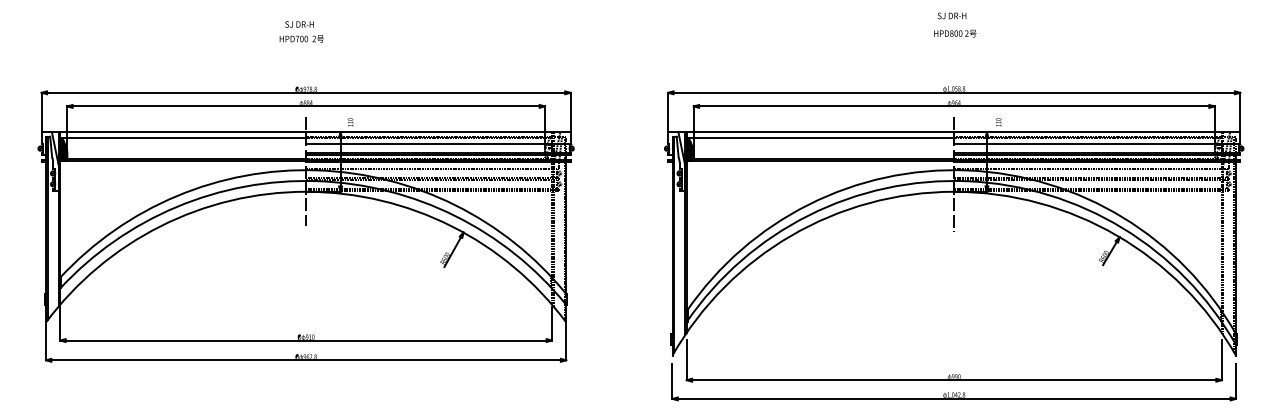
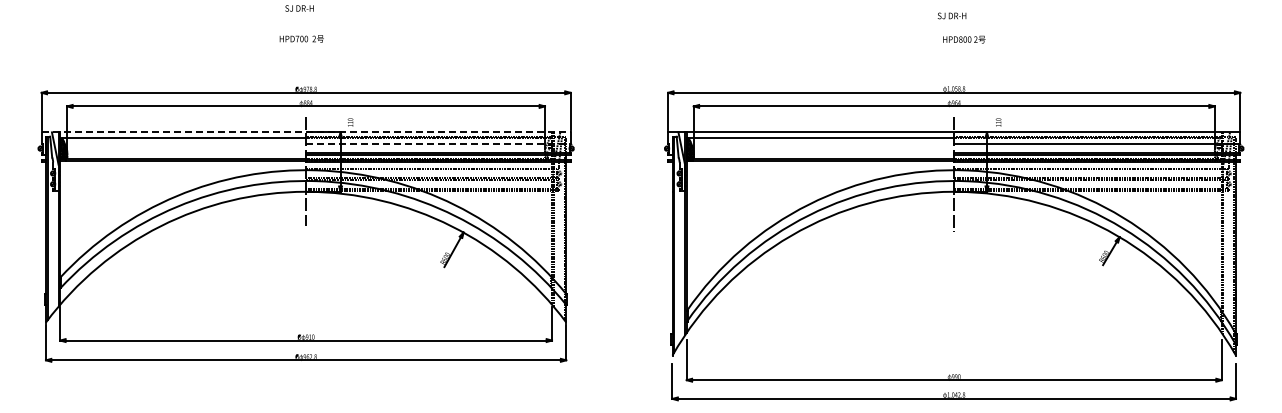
text position: (299, 24) -> (299, 8) (299, 8)
text position: (955, 33) -> (964, 39) (964, 39)
line: solid -> dashed (306, 132)
line: solid -> dashed (438, 144)
